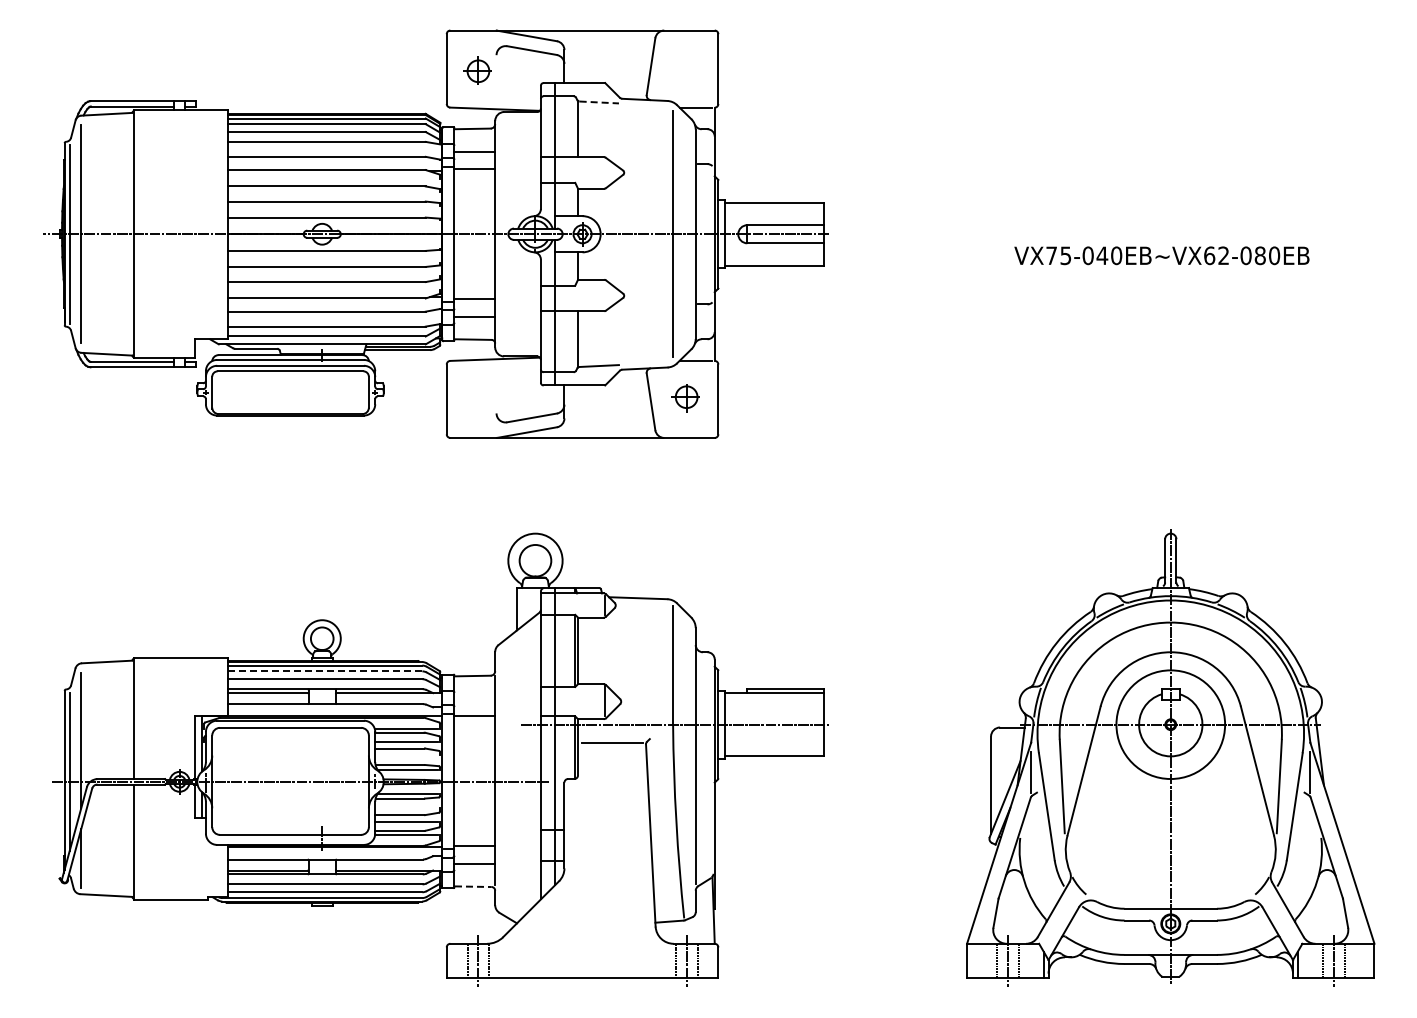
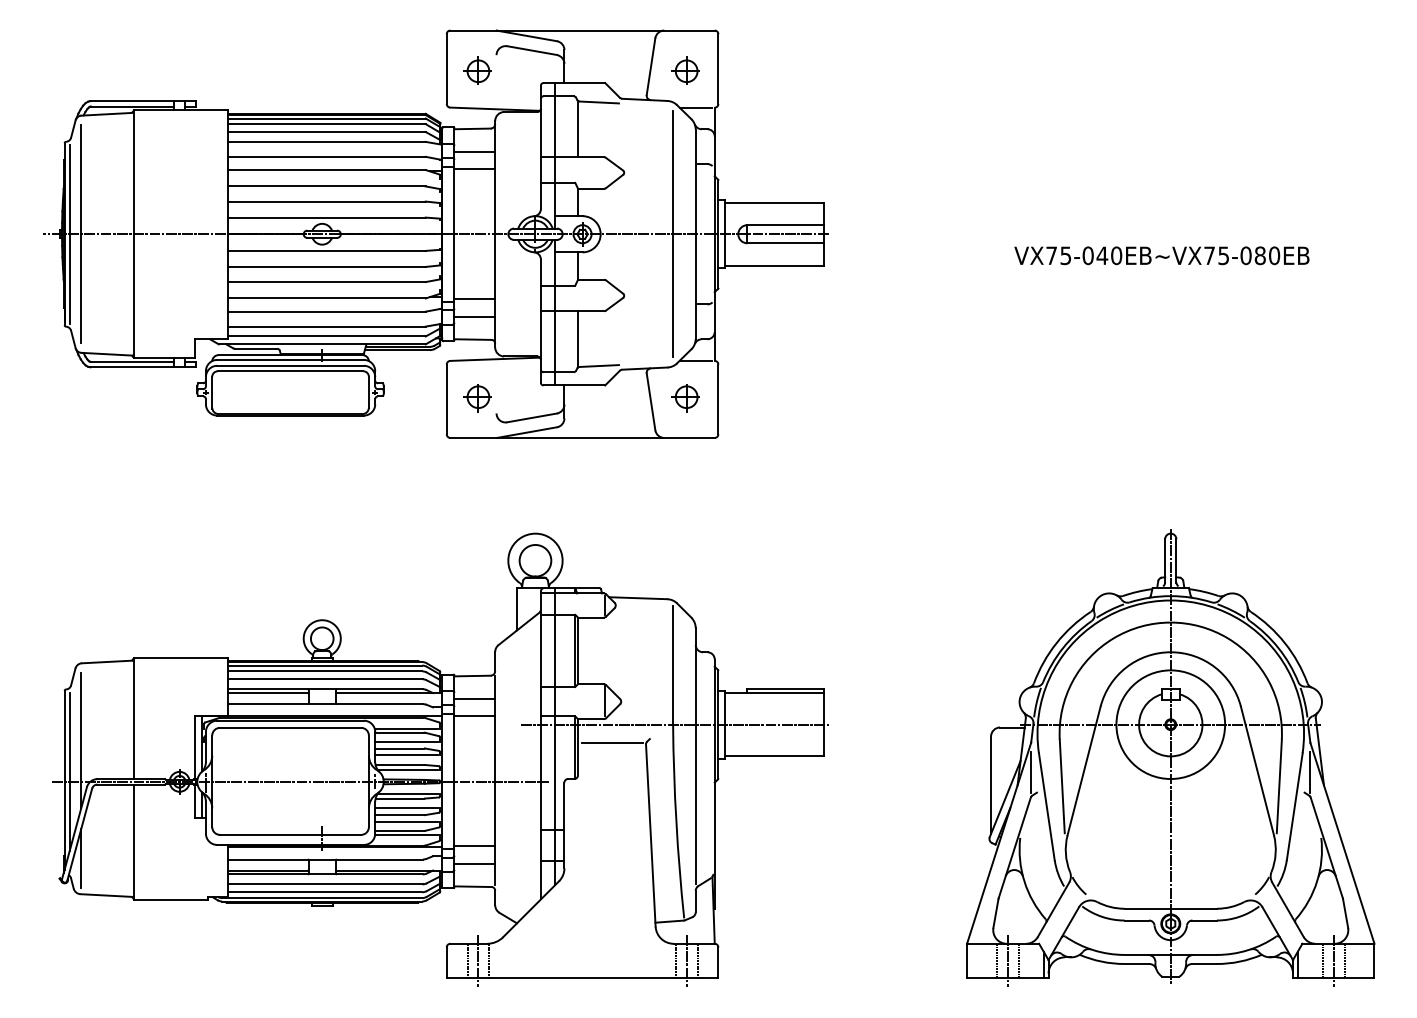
part: none -> present (685, 70)
line: dashed -> solid (599, 102)
text: VX75-040EB~VX62-080EB -> VX75-040EB~VX75-080EB (1216, 255)
part: none -> present (477, 398)
line: dashed -> solid (325, 671)
line: none -> present (474, 698)
line: none -> present (406, 755)
line: none -> present (406, 808)
line: dashed -> solid (473, 886)
